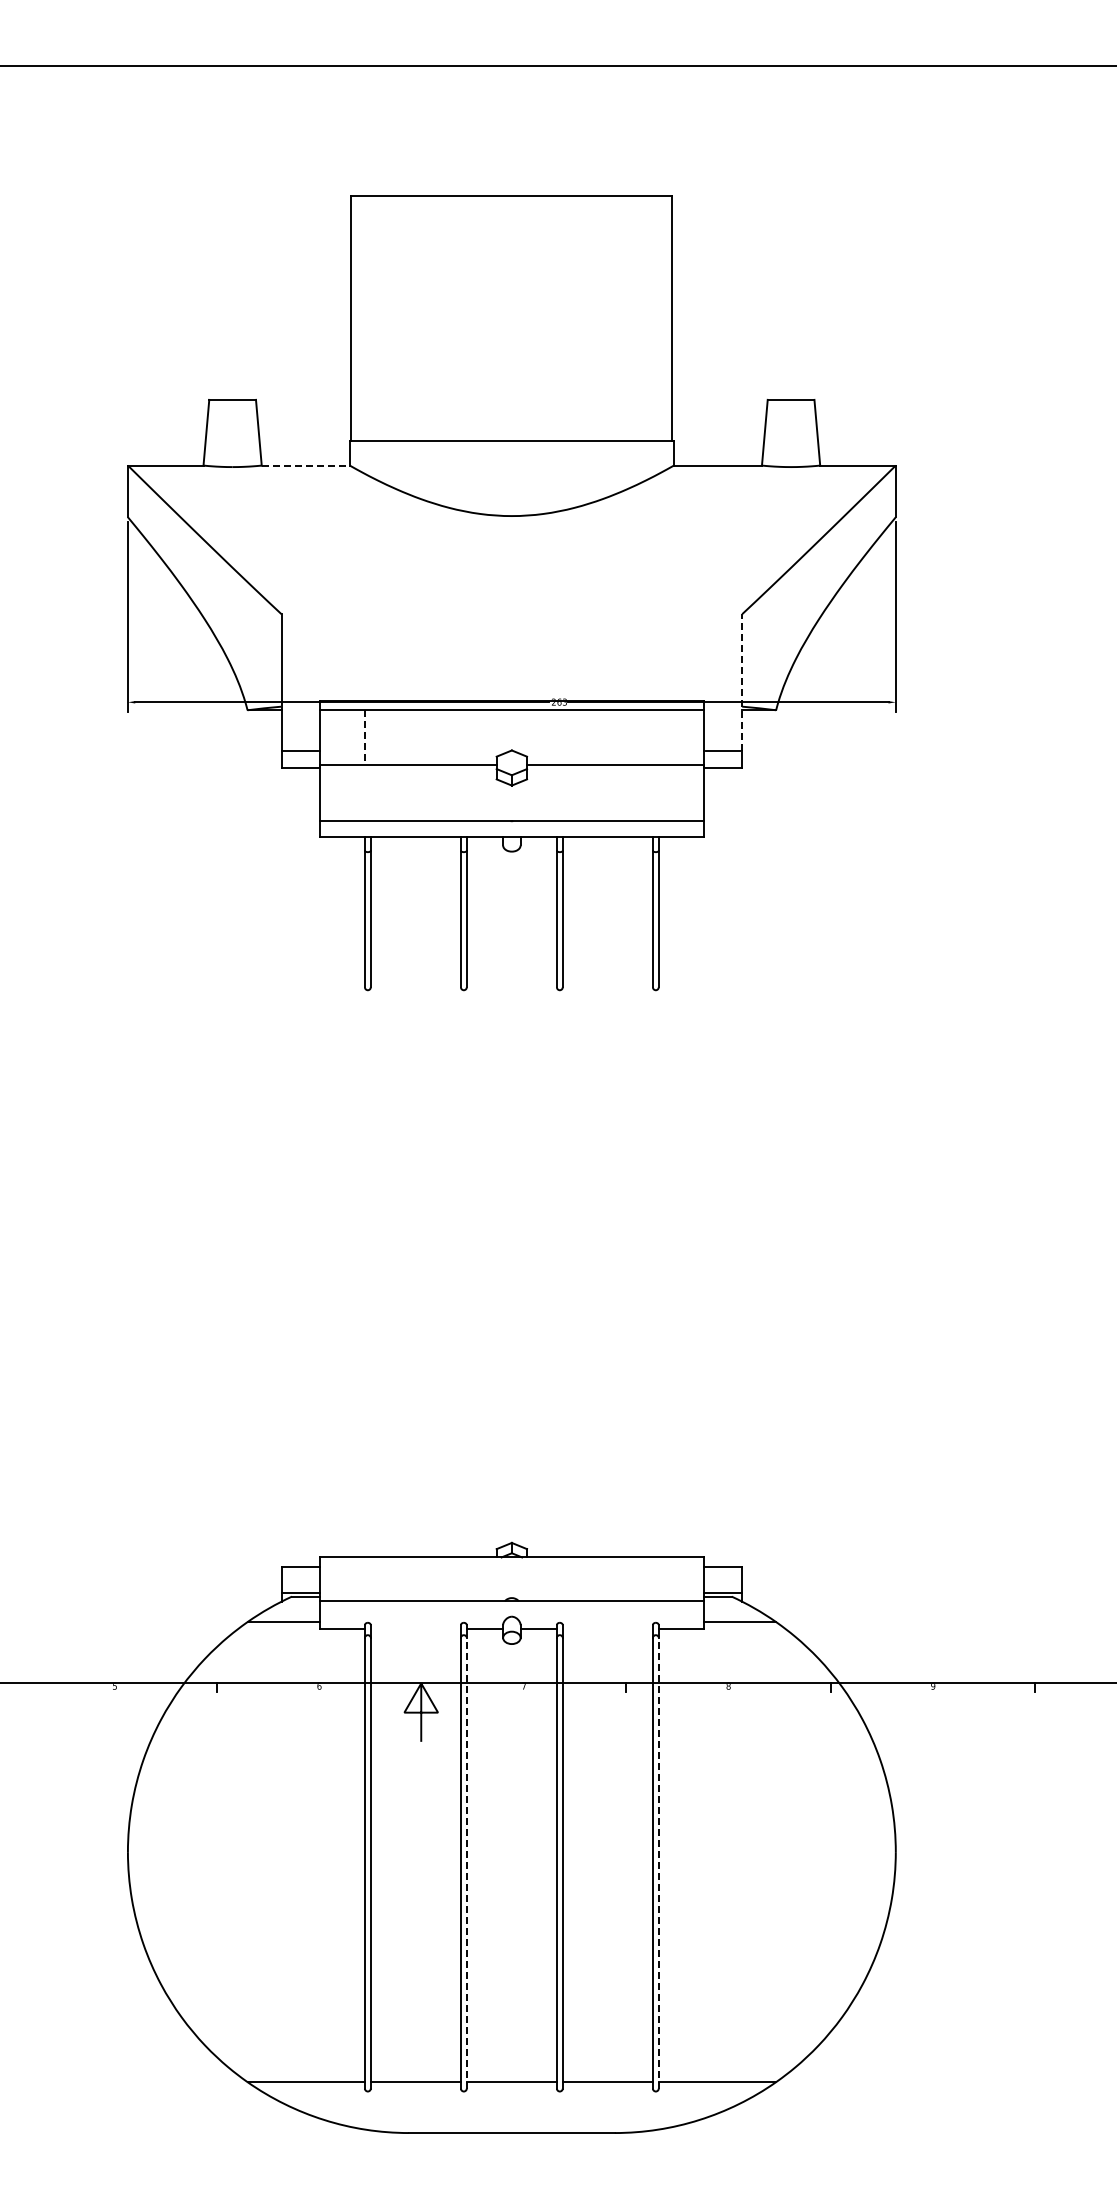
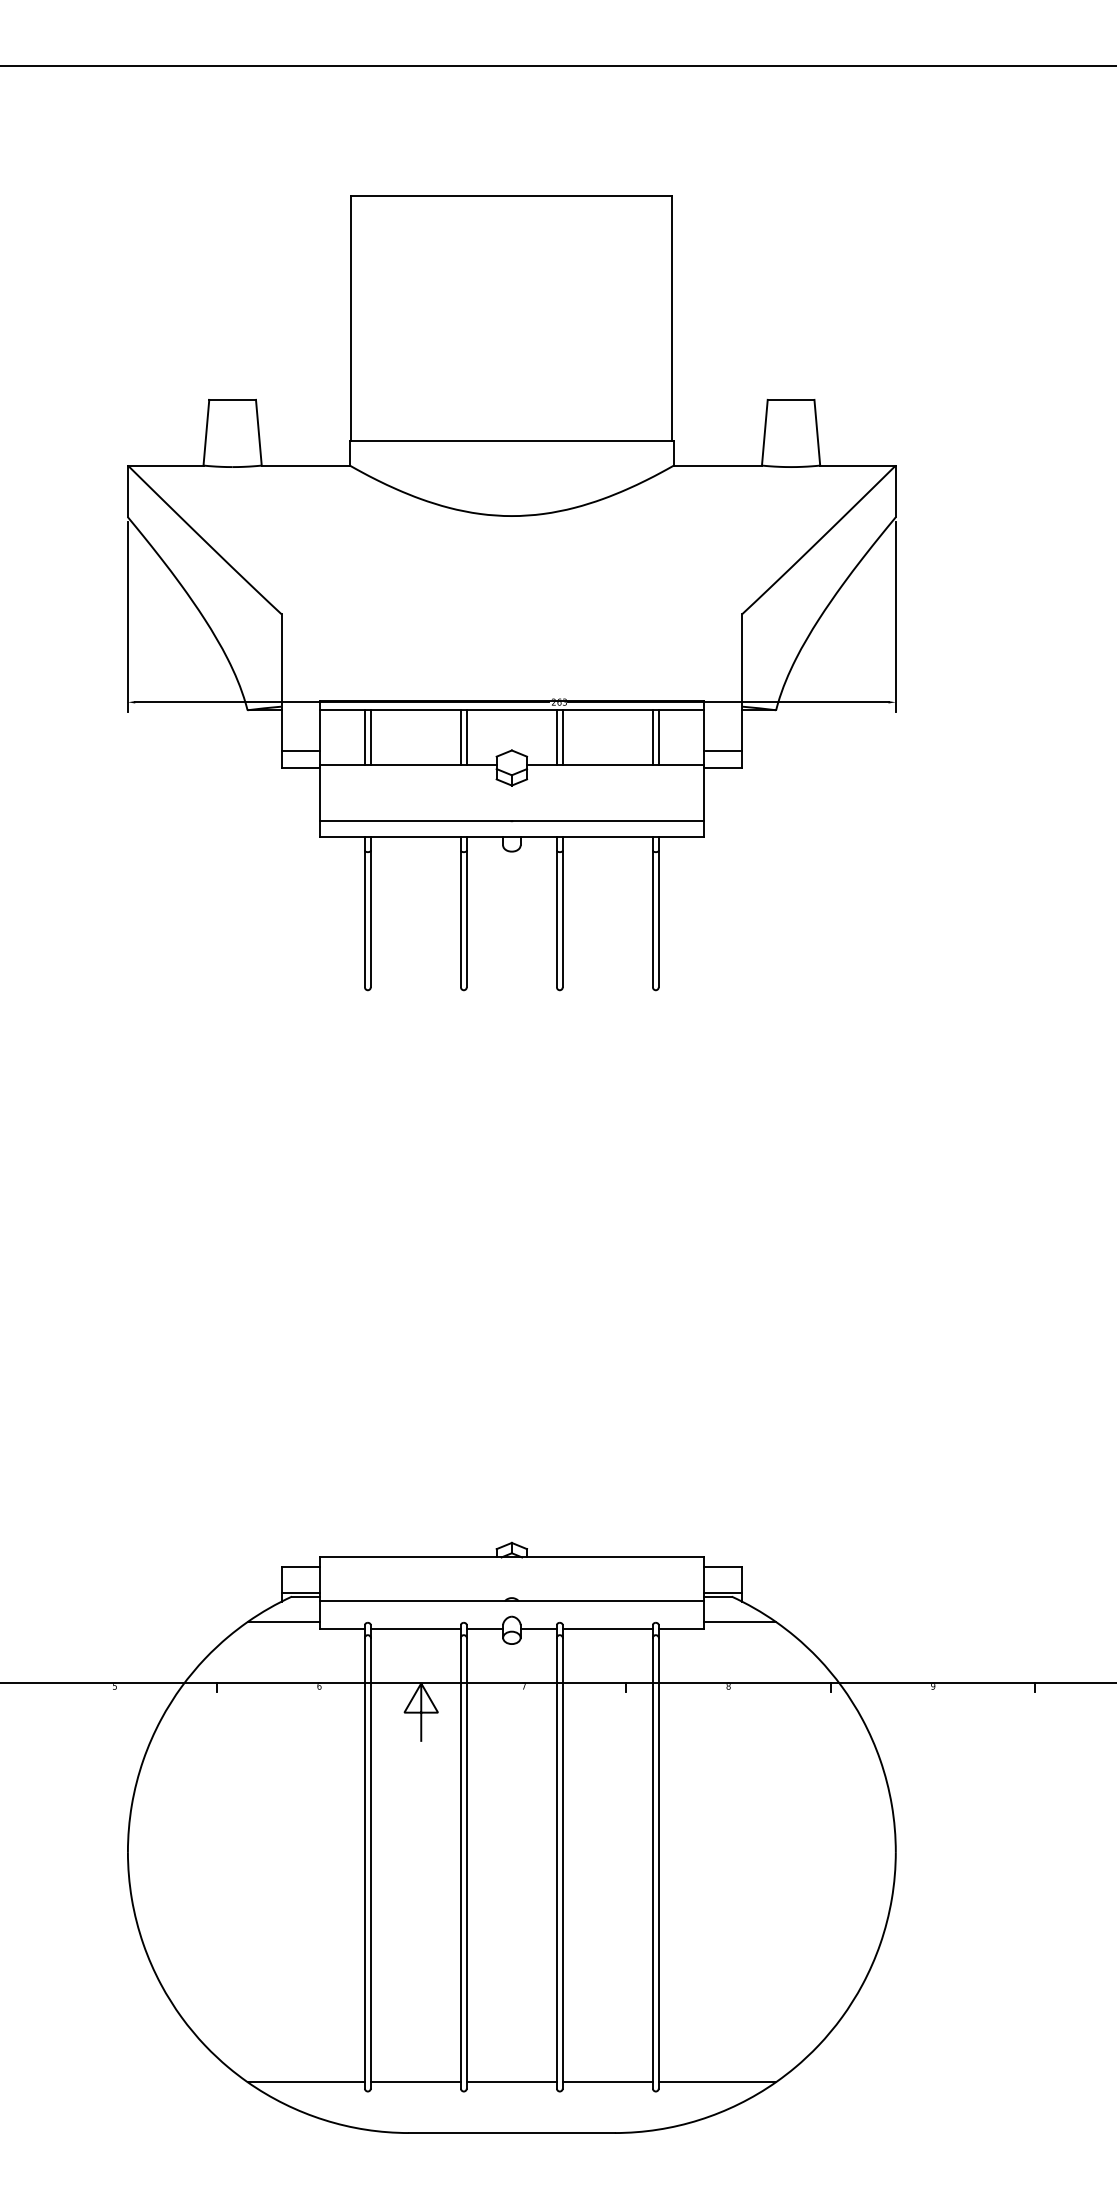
line: dashed -> solid (306, 465)
line: dashed -> solid (742, 682)
line: none -> present (370, 737)
line: none -> present (460, 737)
line: none -> present (466, 737)
line: none -> present (556, 737)
line: none -> present (562, 737)
line: none -> present (652, 737)
line: none -> present (658, 737)
line: dashed -> solid (364, 738)
line: none -> present (415, 1629)
line: none -> present (607, 1629)
line: dashed -> solid (466, 1862)
line: dashed -> solid (658, 1862)
